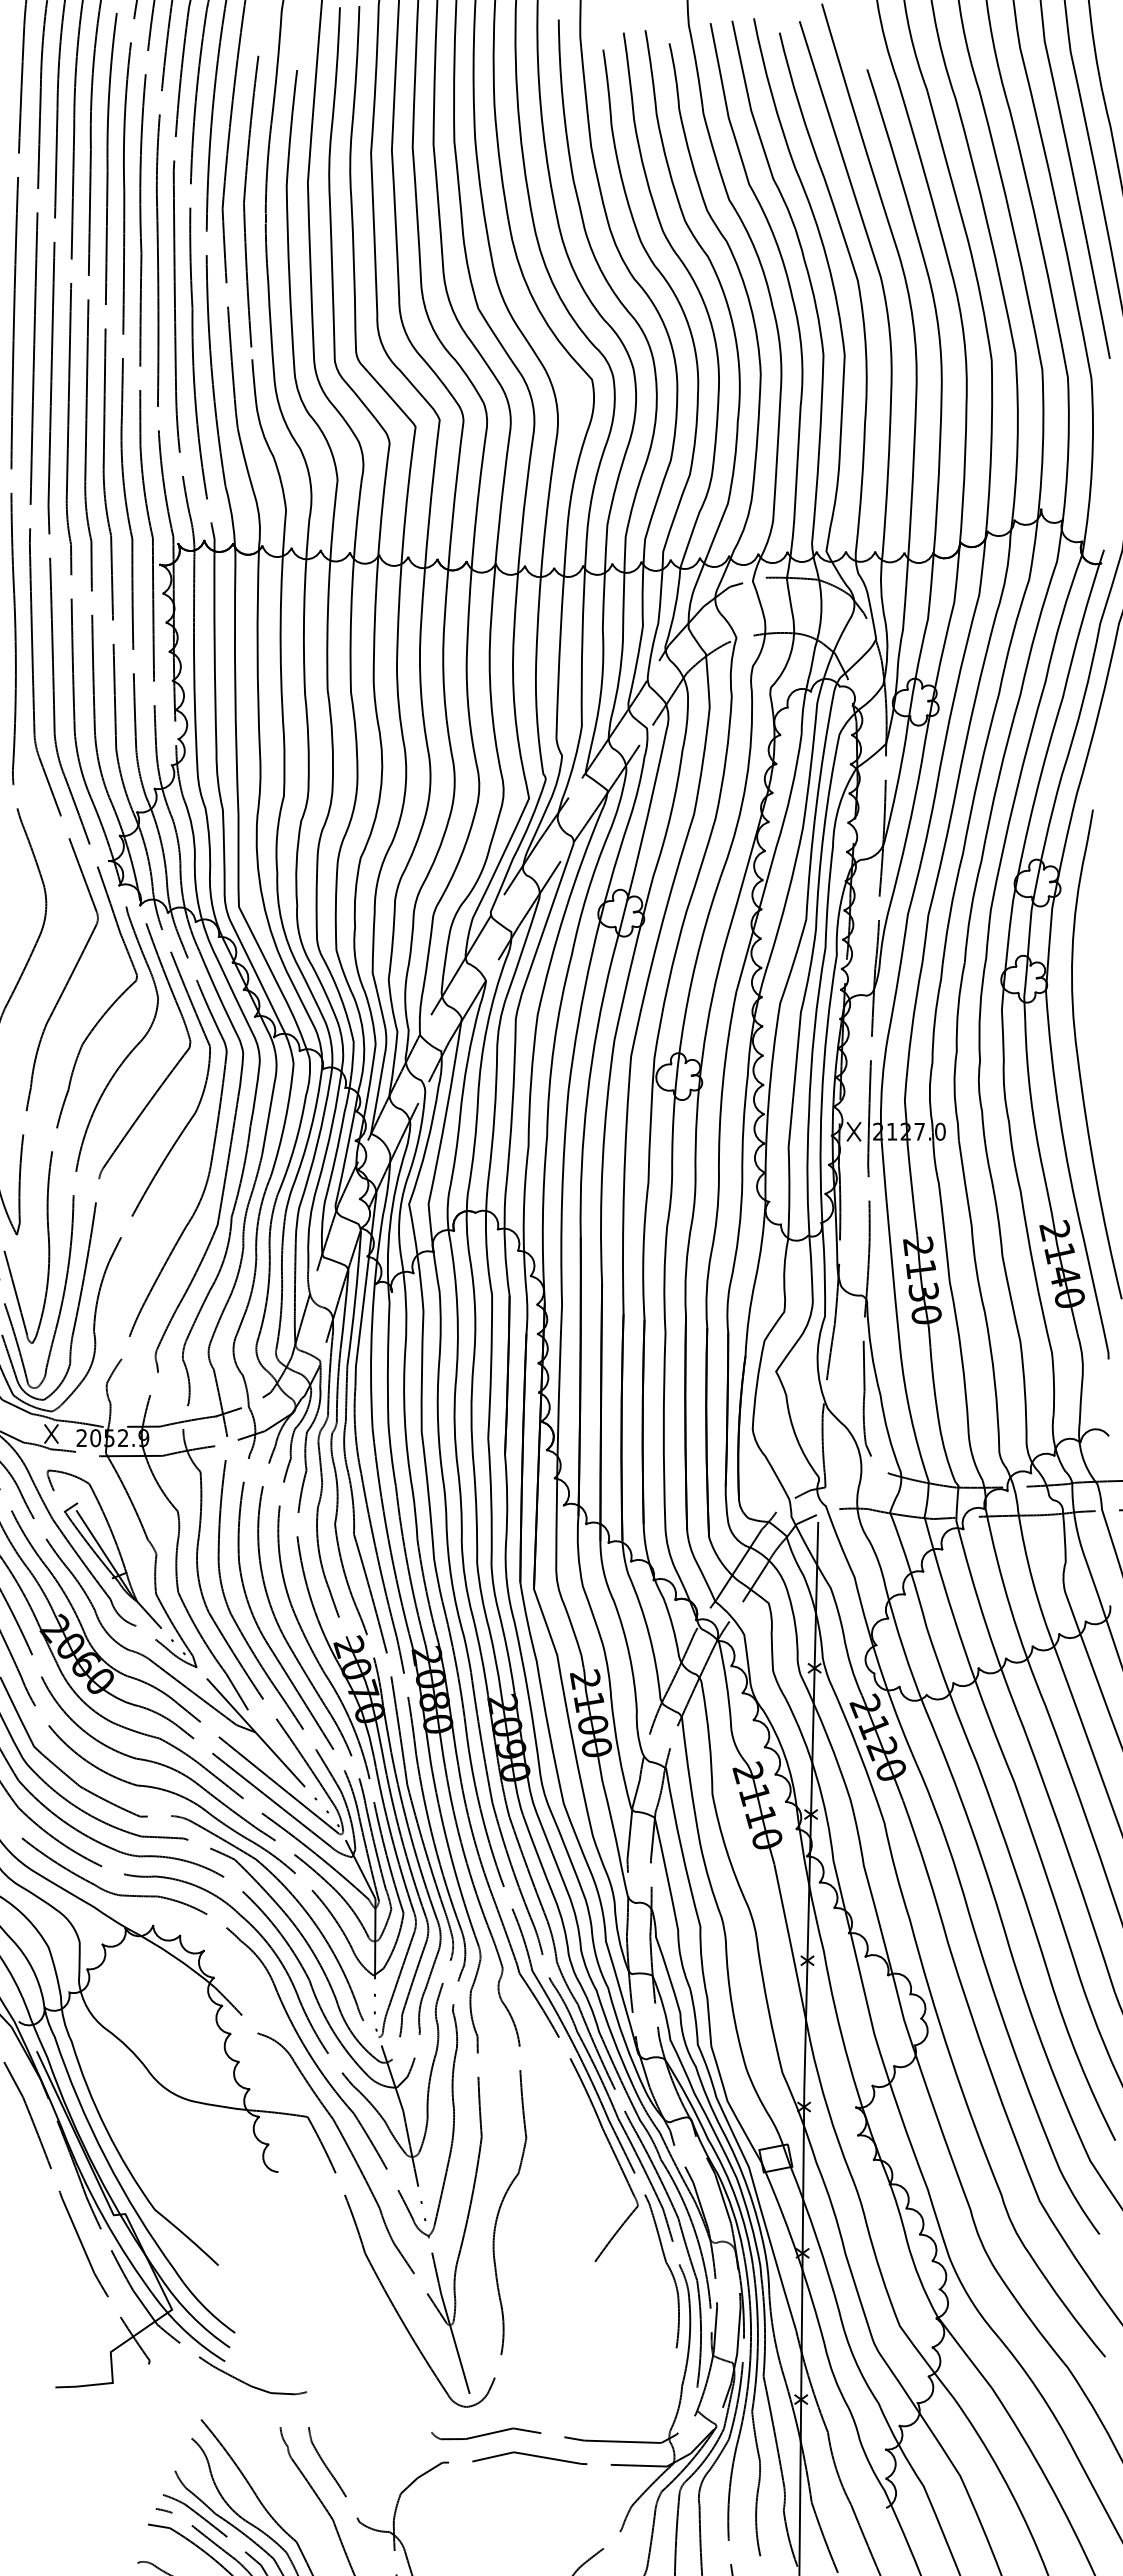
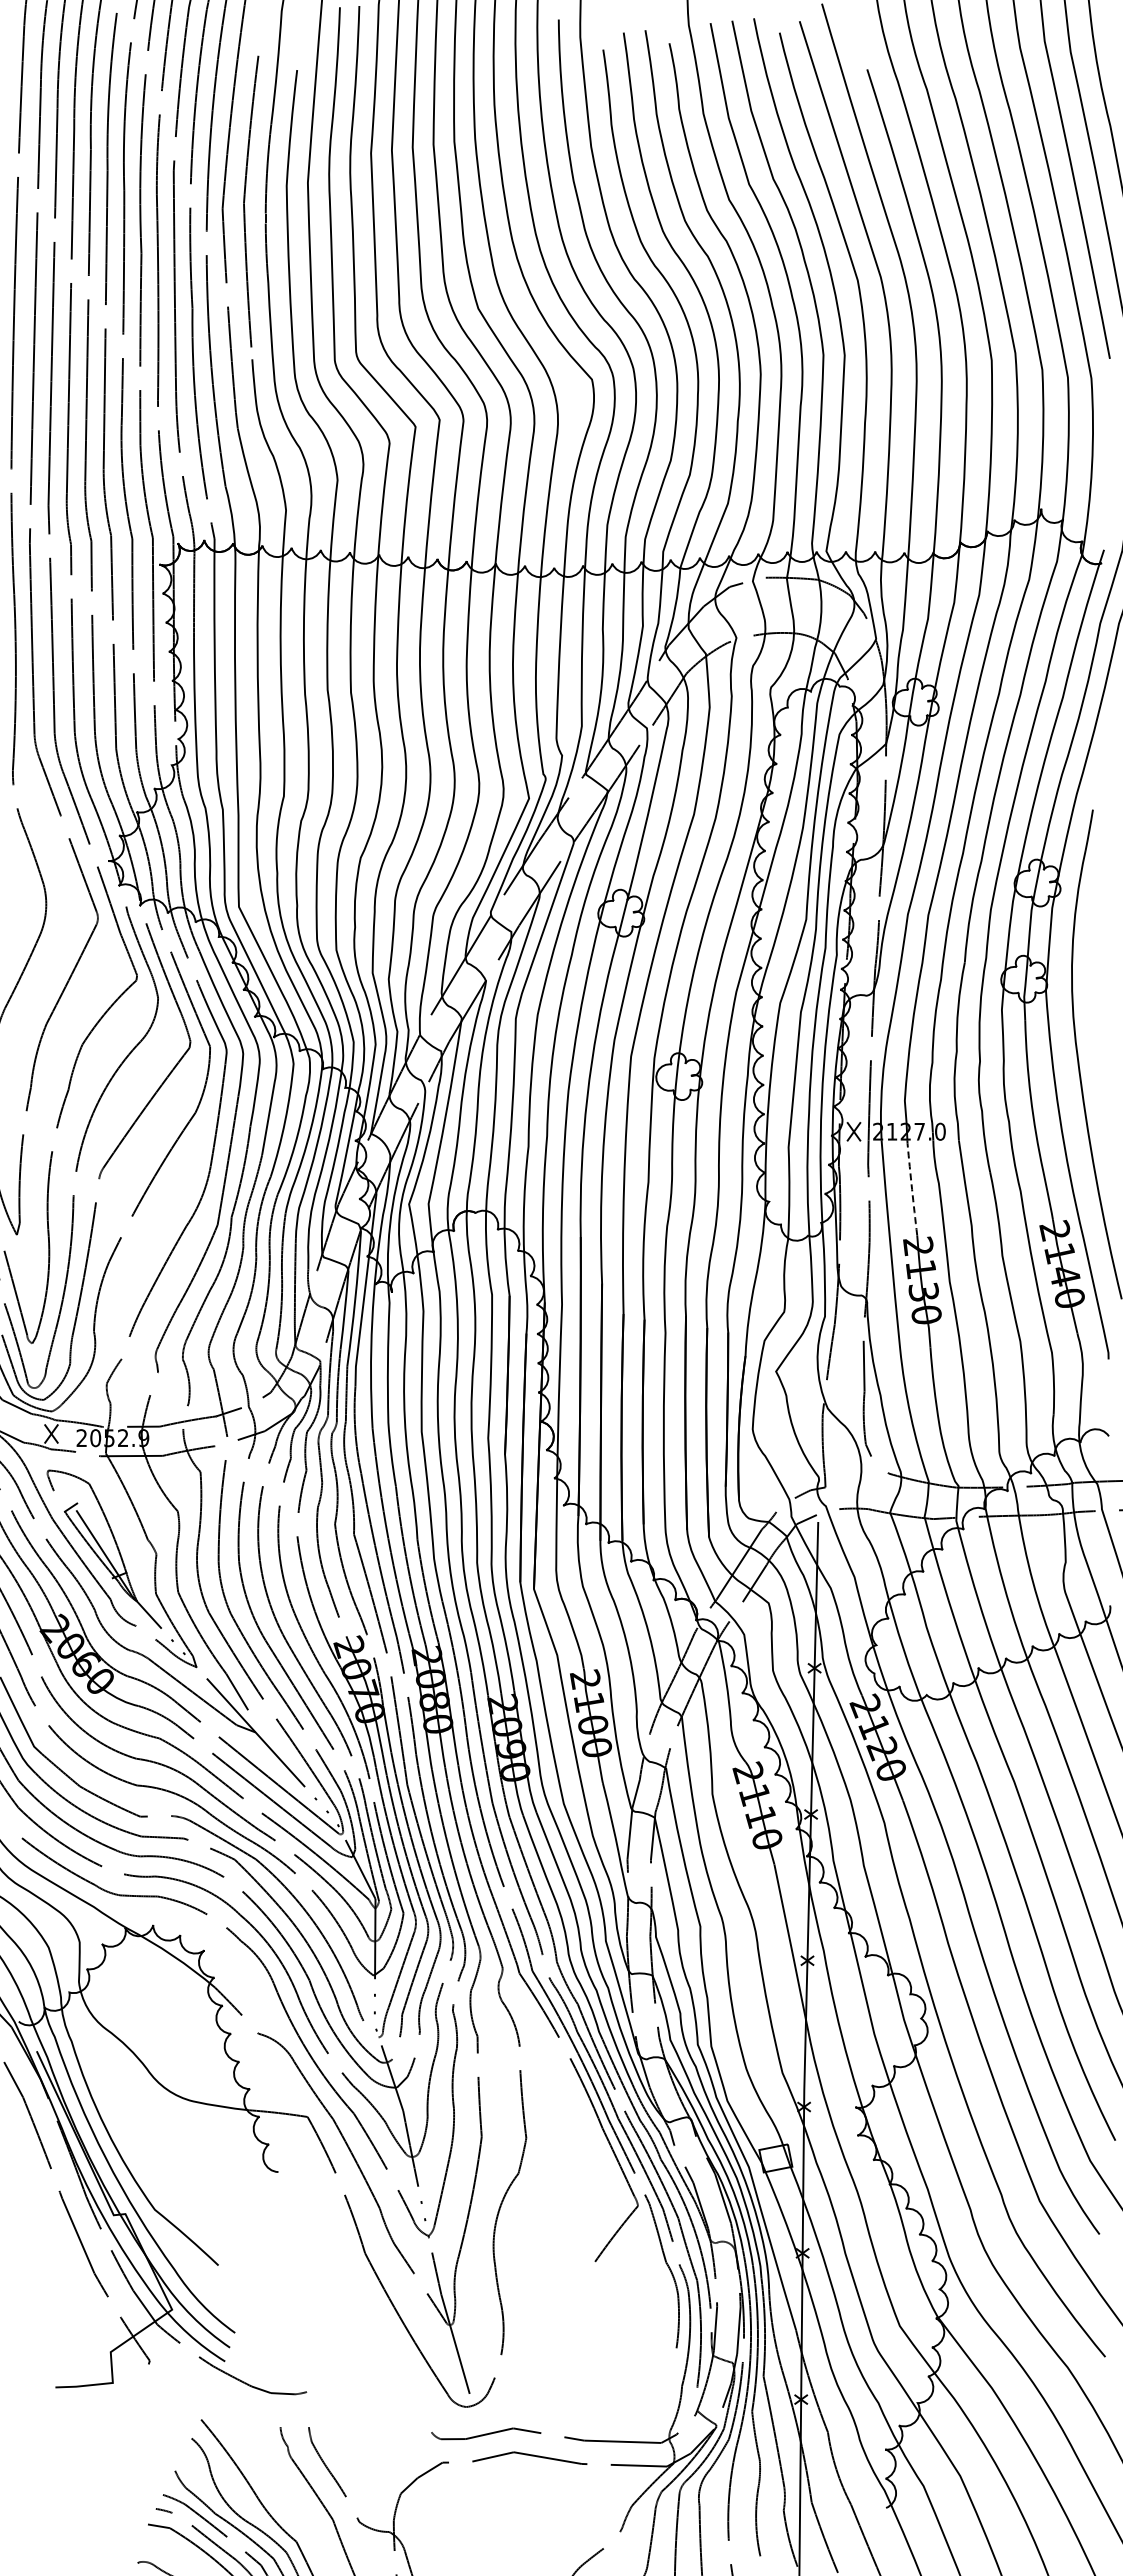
line: solid -> dashed (911, 1187)
